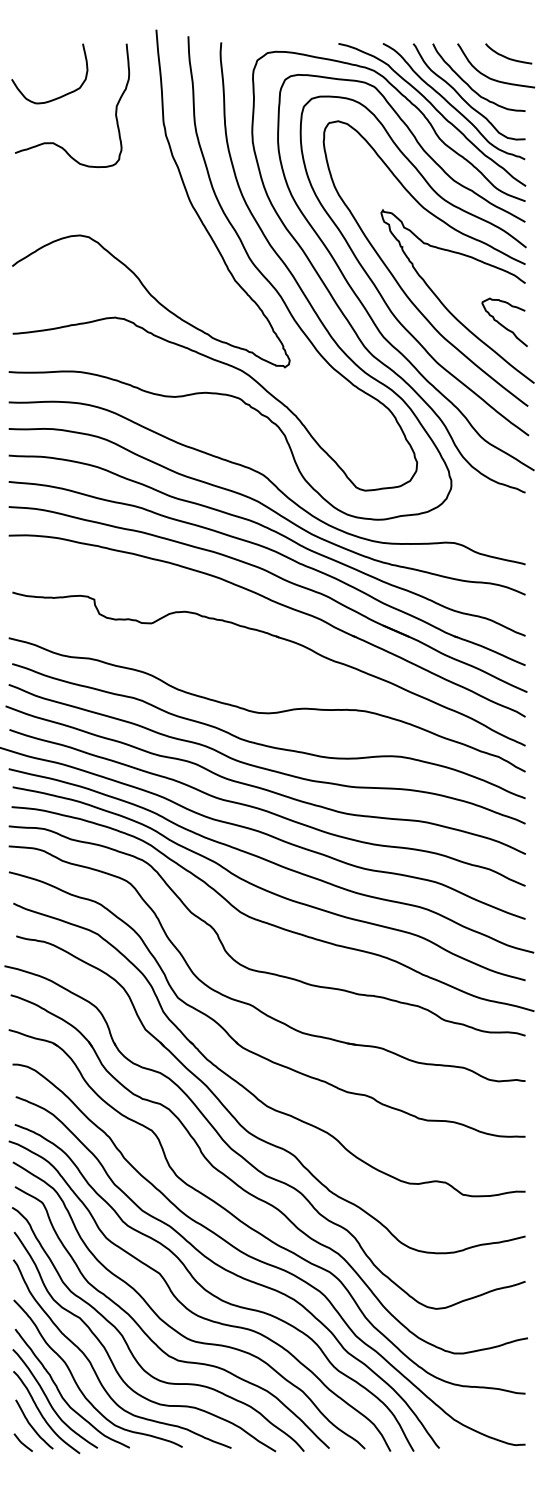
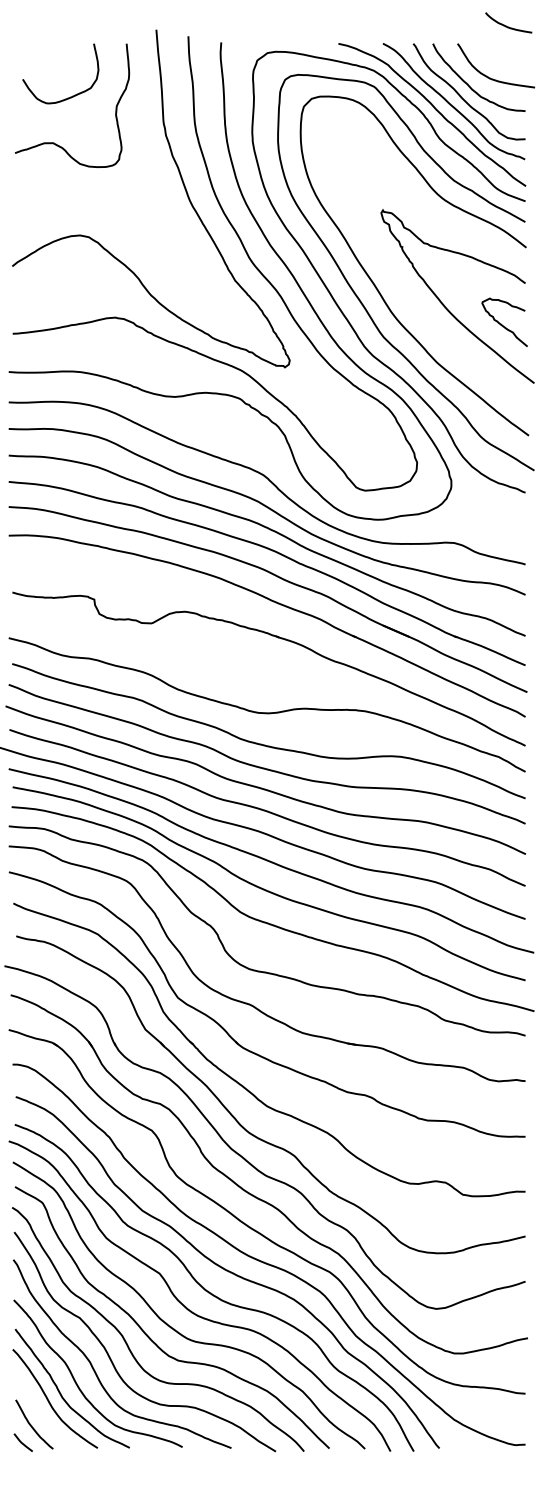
curve position: (506, 56) -> (506, 25) (506, 25)
curve position: (56, 97) -> (67, 97) (67, 97)
curve: present -> none (397, 280)
curve: present -> none (42, 1414)
